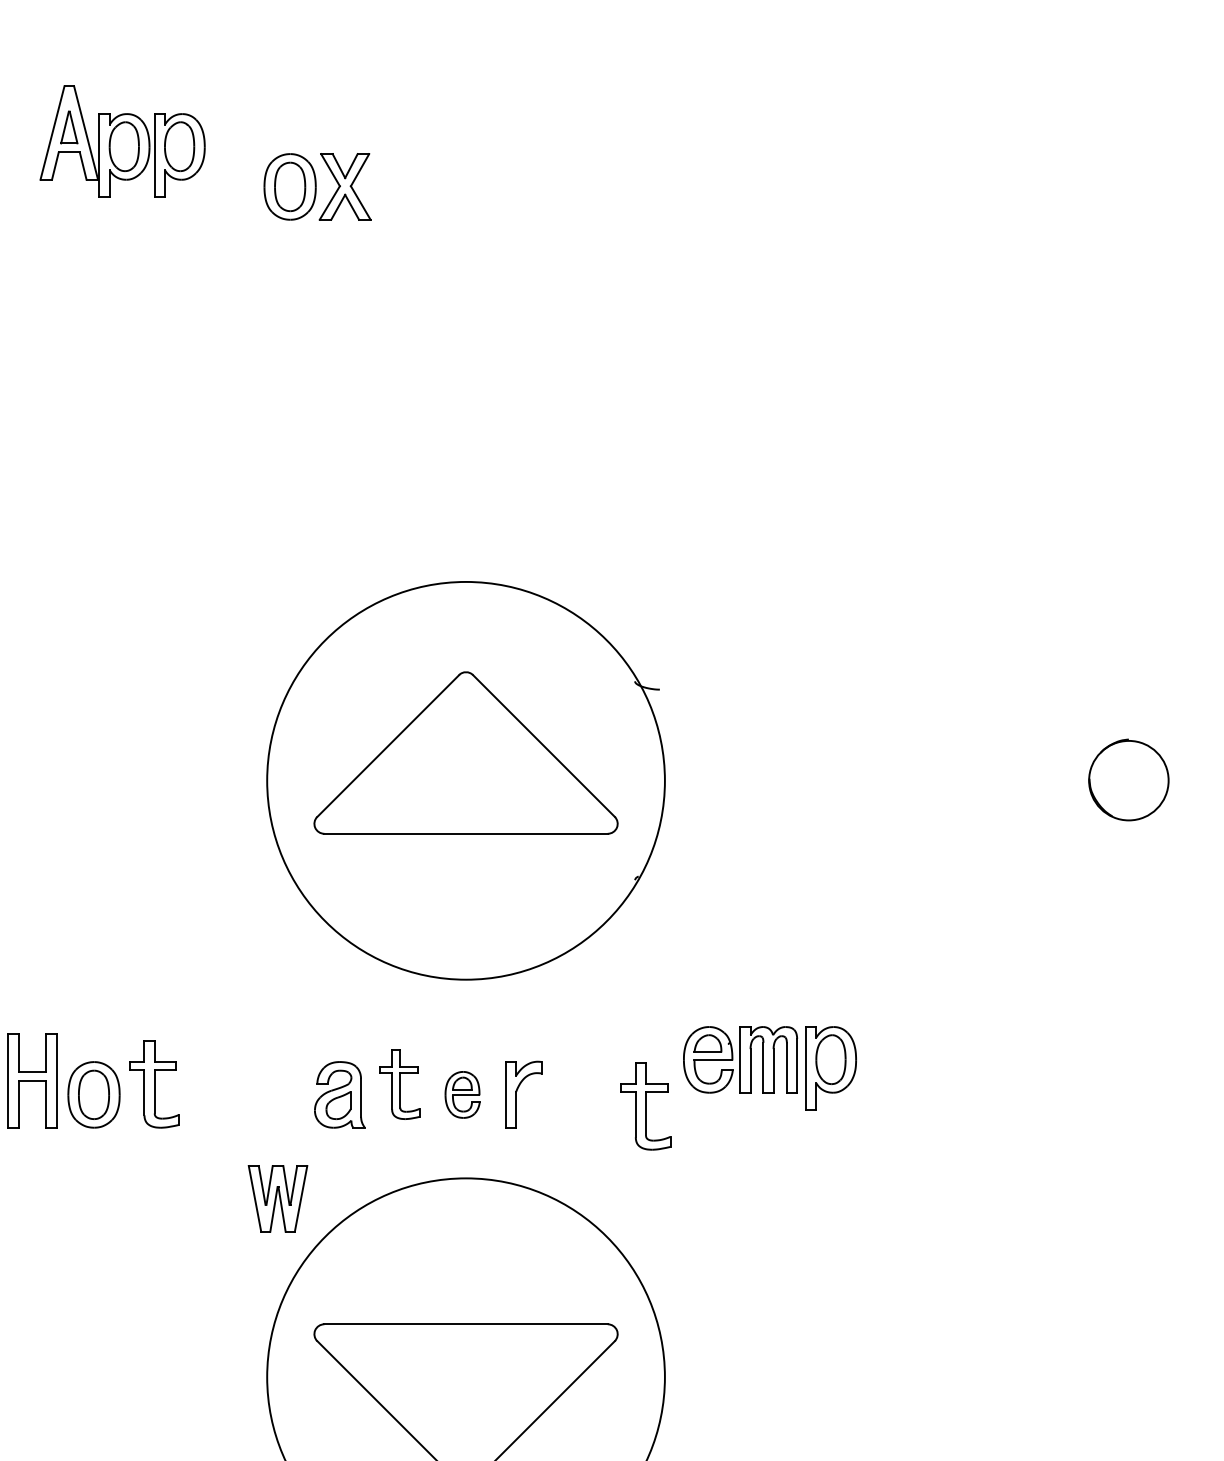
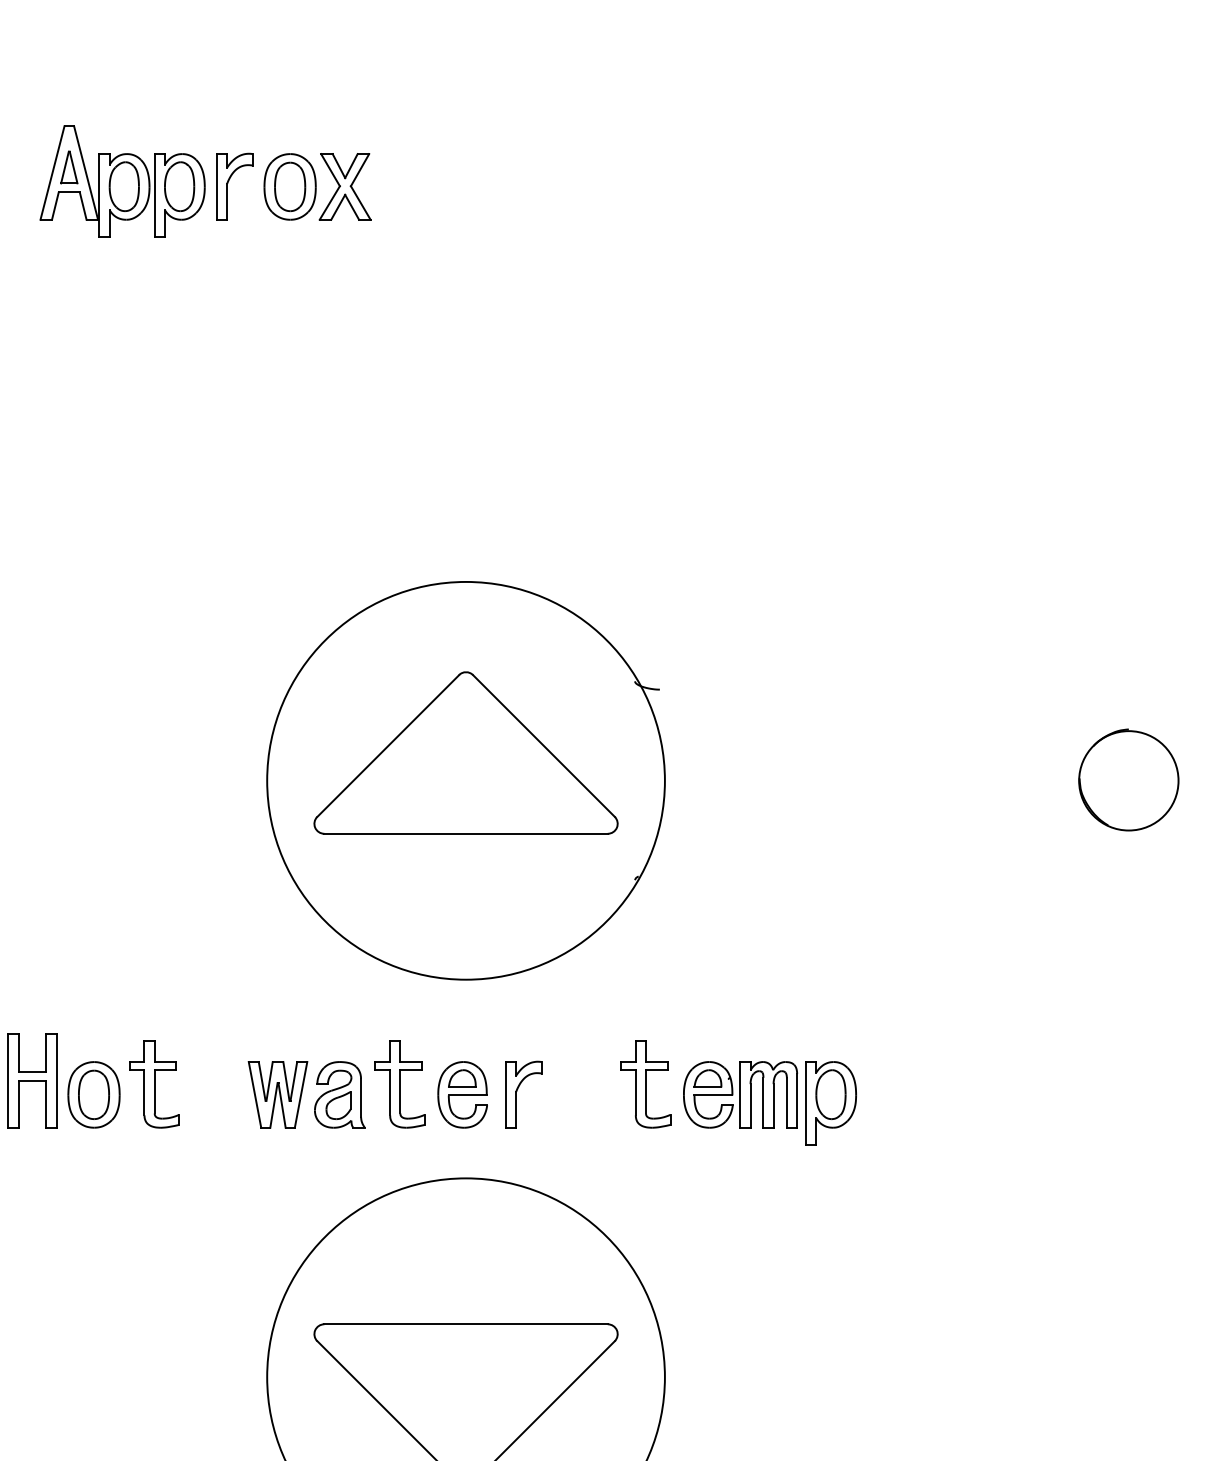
part position: (122, 141) -> (122, 181) (122, 181)
part: none -> present (228, 183)
part size: 82x84 px -> 102x104 px (1128, 779)
part position: (769, 1068) -> (769, 1103) (769, 1103)
part size: 42x71 px -> 52x89 px (399, 1084)
part size: 37x48 px -> 51x68 px (462, 1094)
part position: (645, 1106) -> (645, 1084) (645, 1084)
part position: (277, 1198) -> (277, 1094) (277, 1094)
